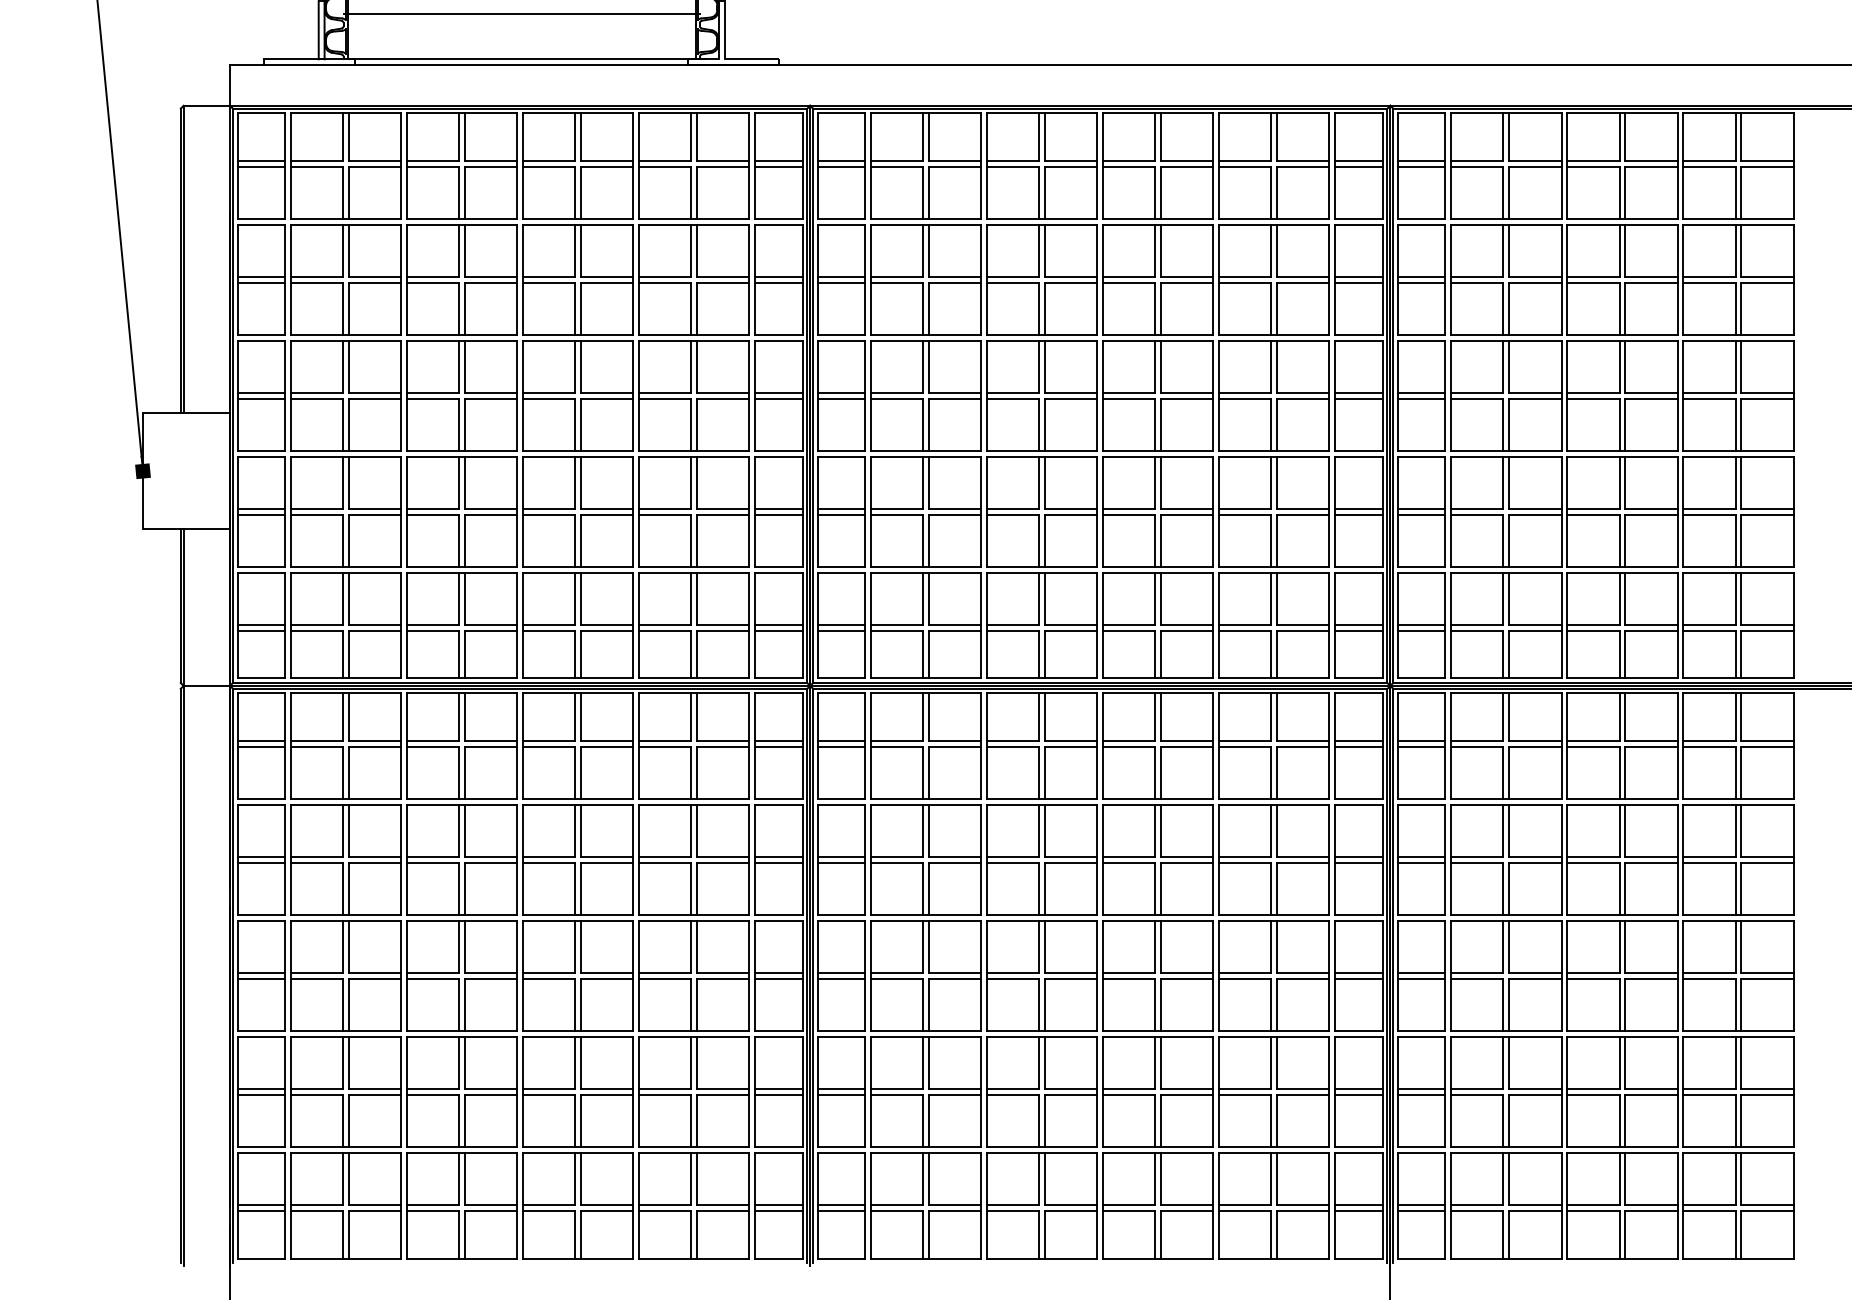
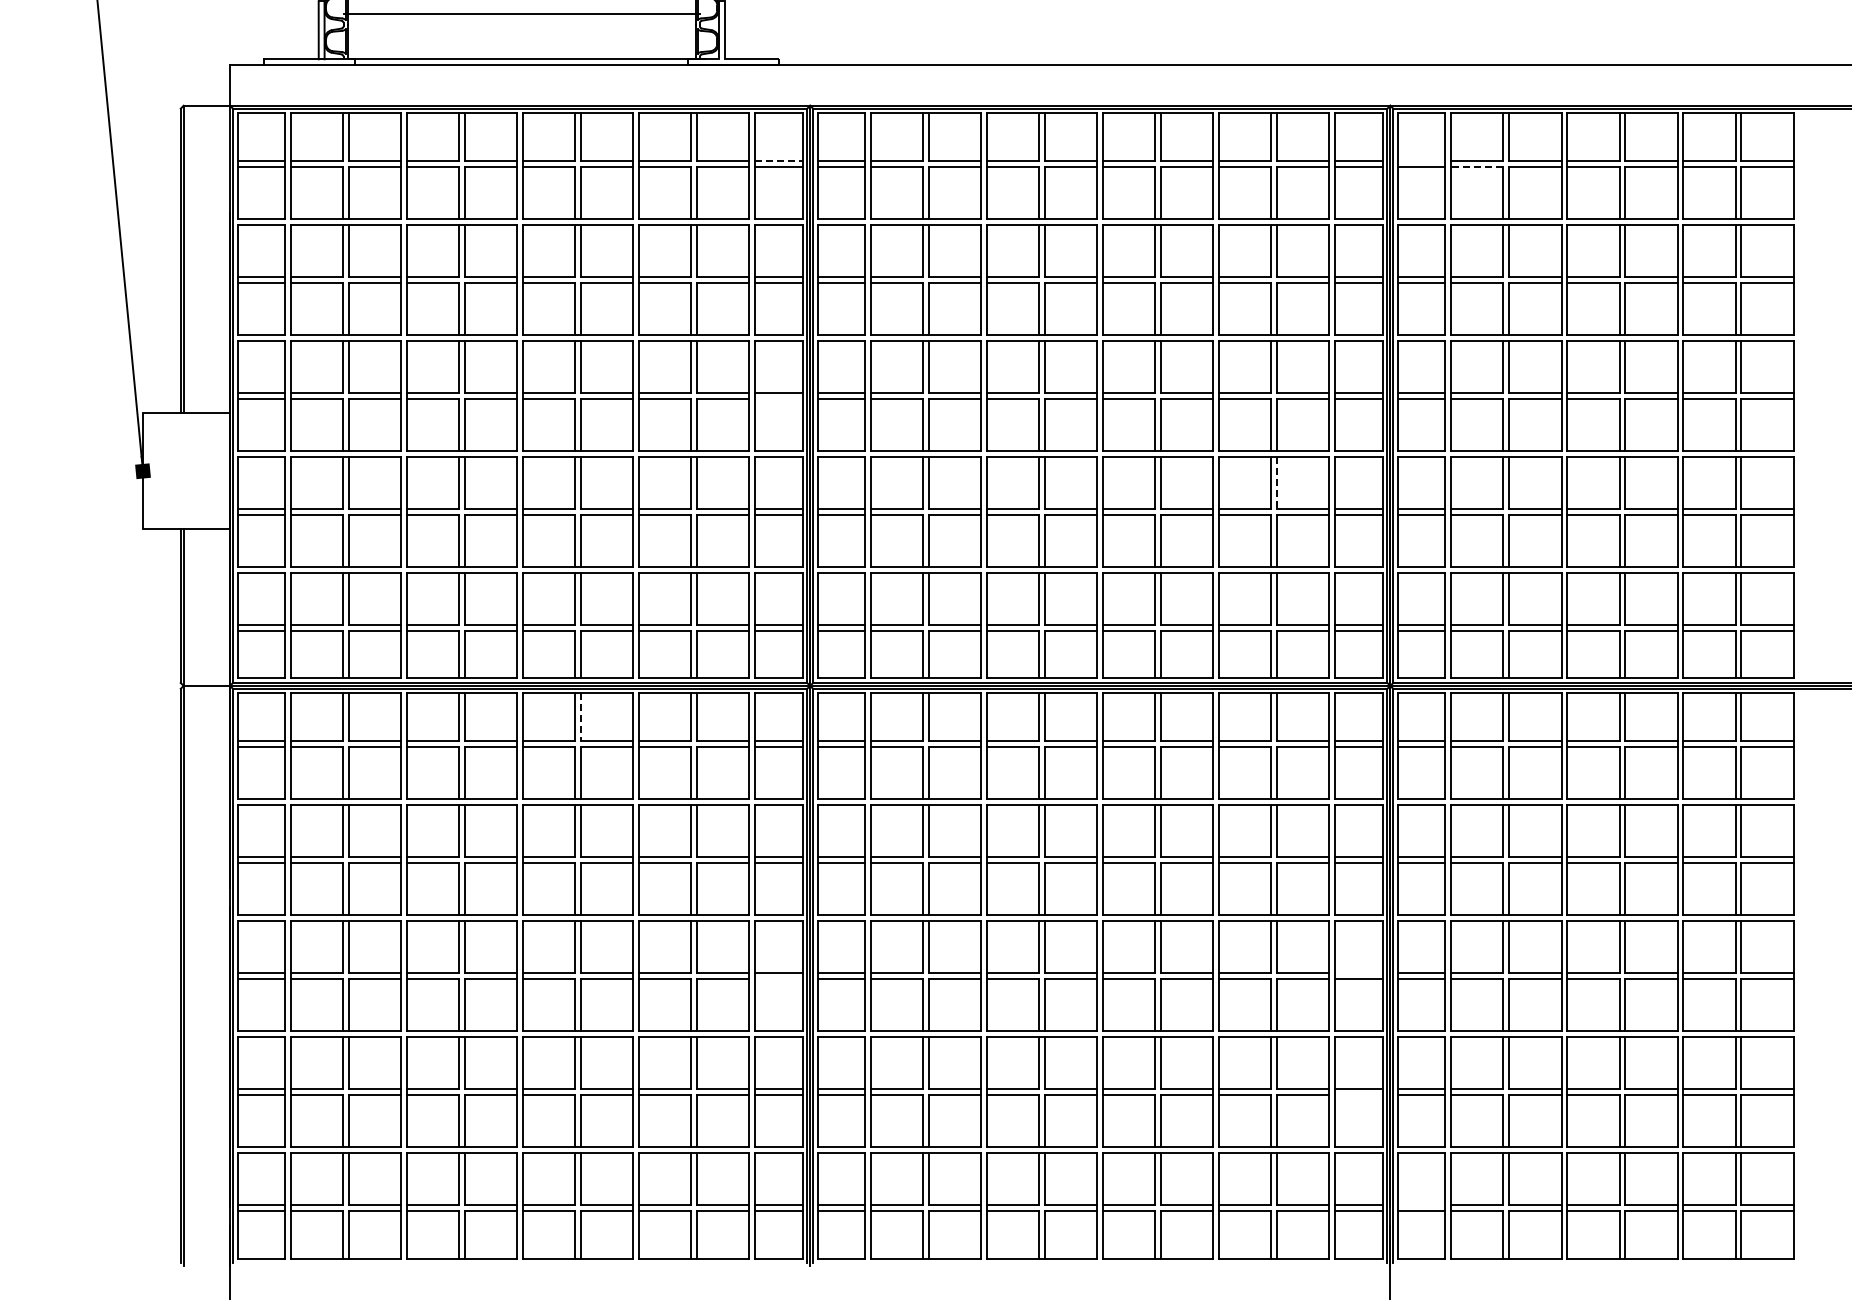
line: solid -> dashed (778, 160)
line: present -> none (1421, 160)
line: solid -> dashed (1476, 166)
line: present -> none (778, 398)
line: solid -> dashed (1277, 483)
line: solid -> dashed (581, 717)
line: present -> none (1358, 973)
line: present -> none (778, 978)
line: present -> none (1358, 1094)
line: present -> none (1421, 1205)
